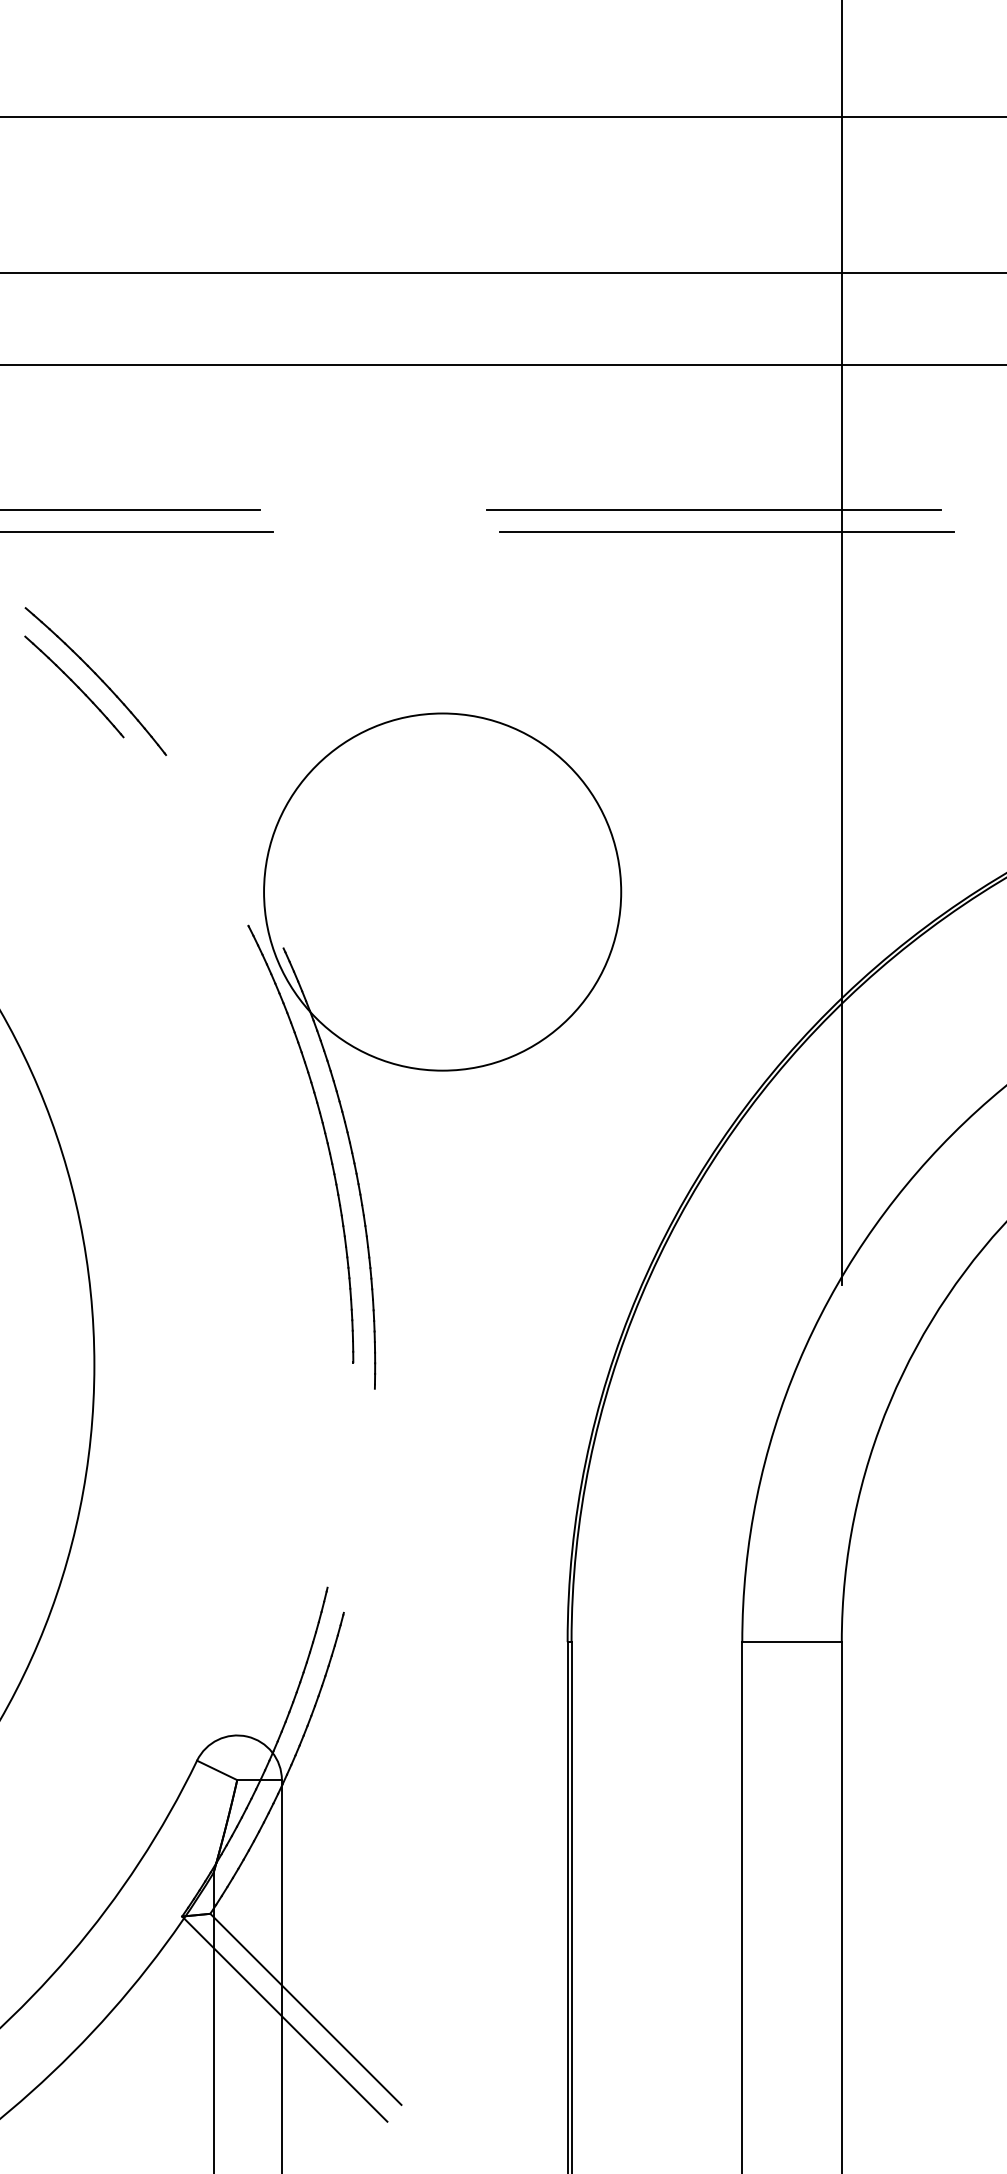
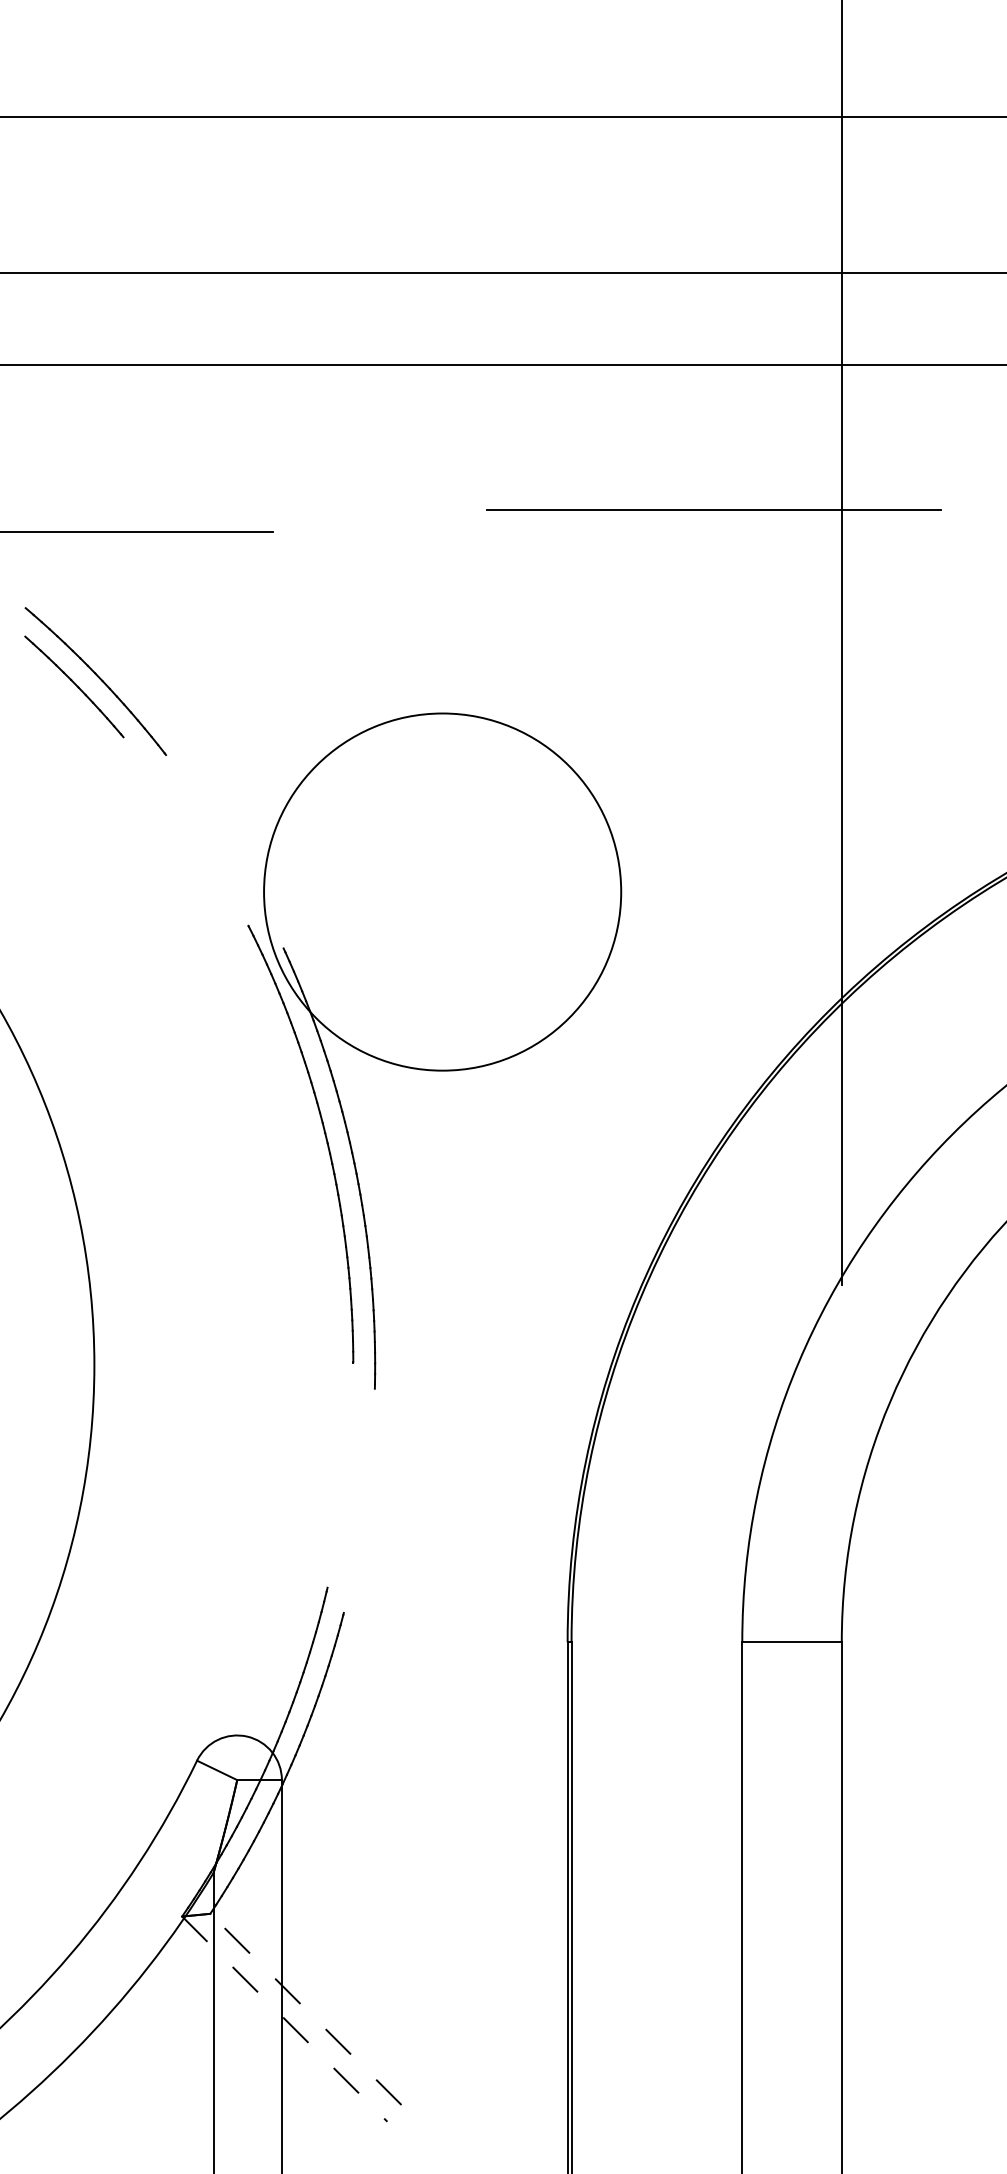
line: present -> none (131, 510)
line: present -> none (726, 532)
line: solid -> dashed (305, 2009)
line: solid -> dashed (285, 2019)
